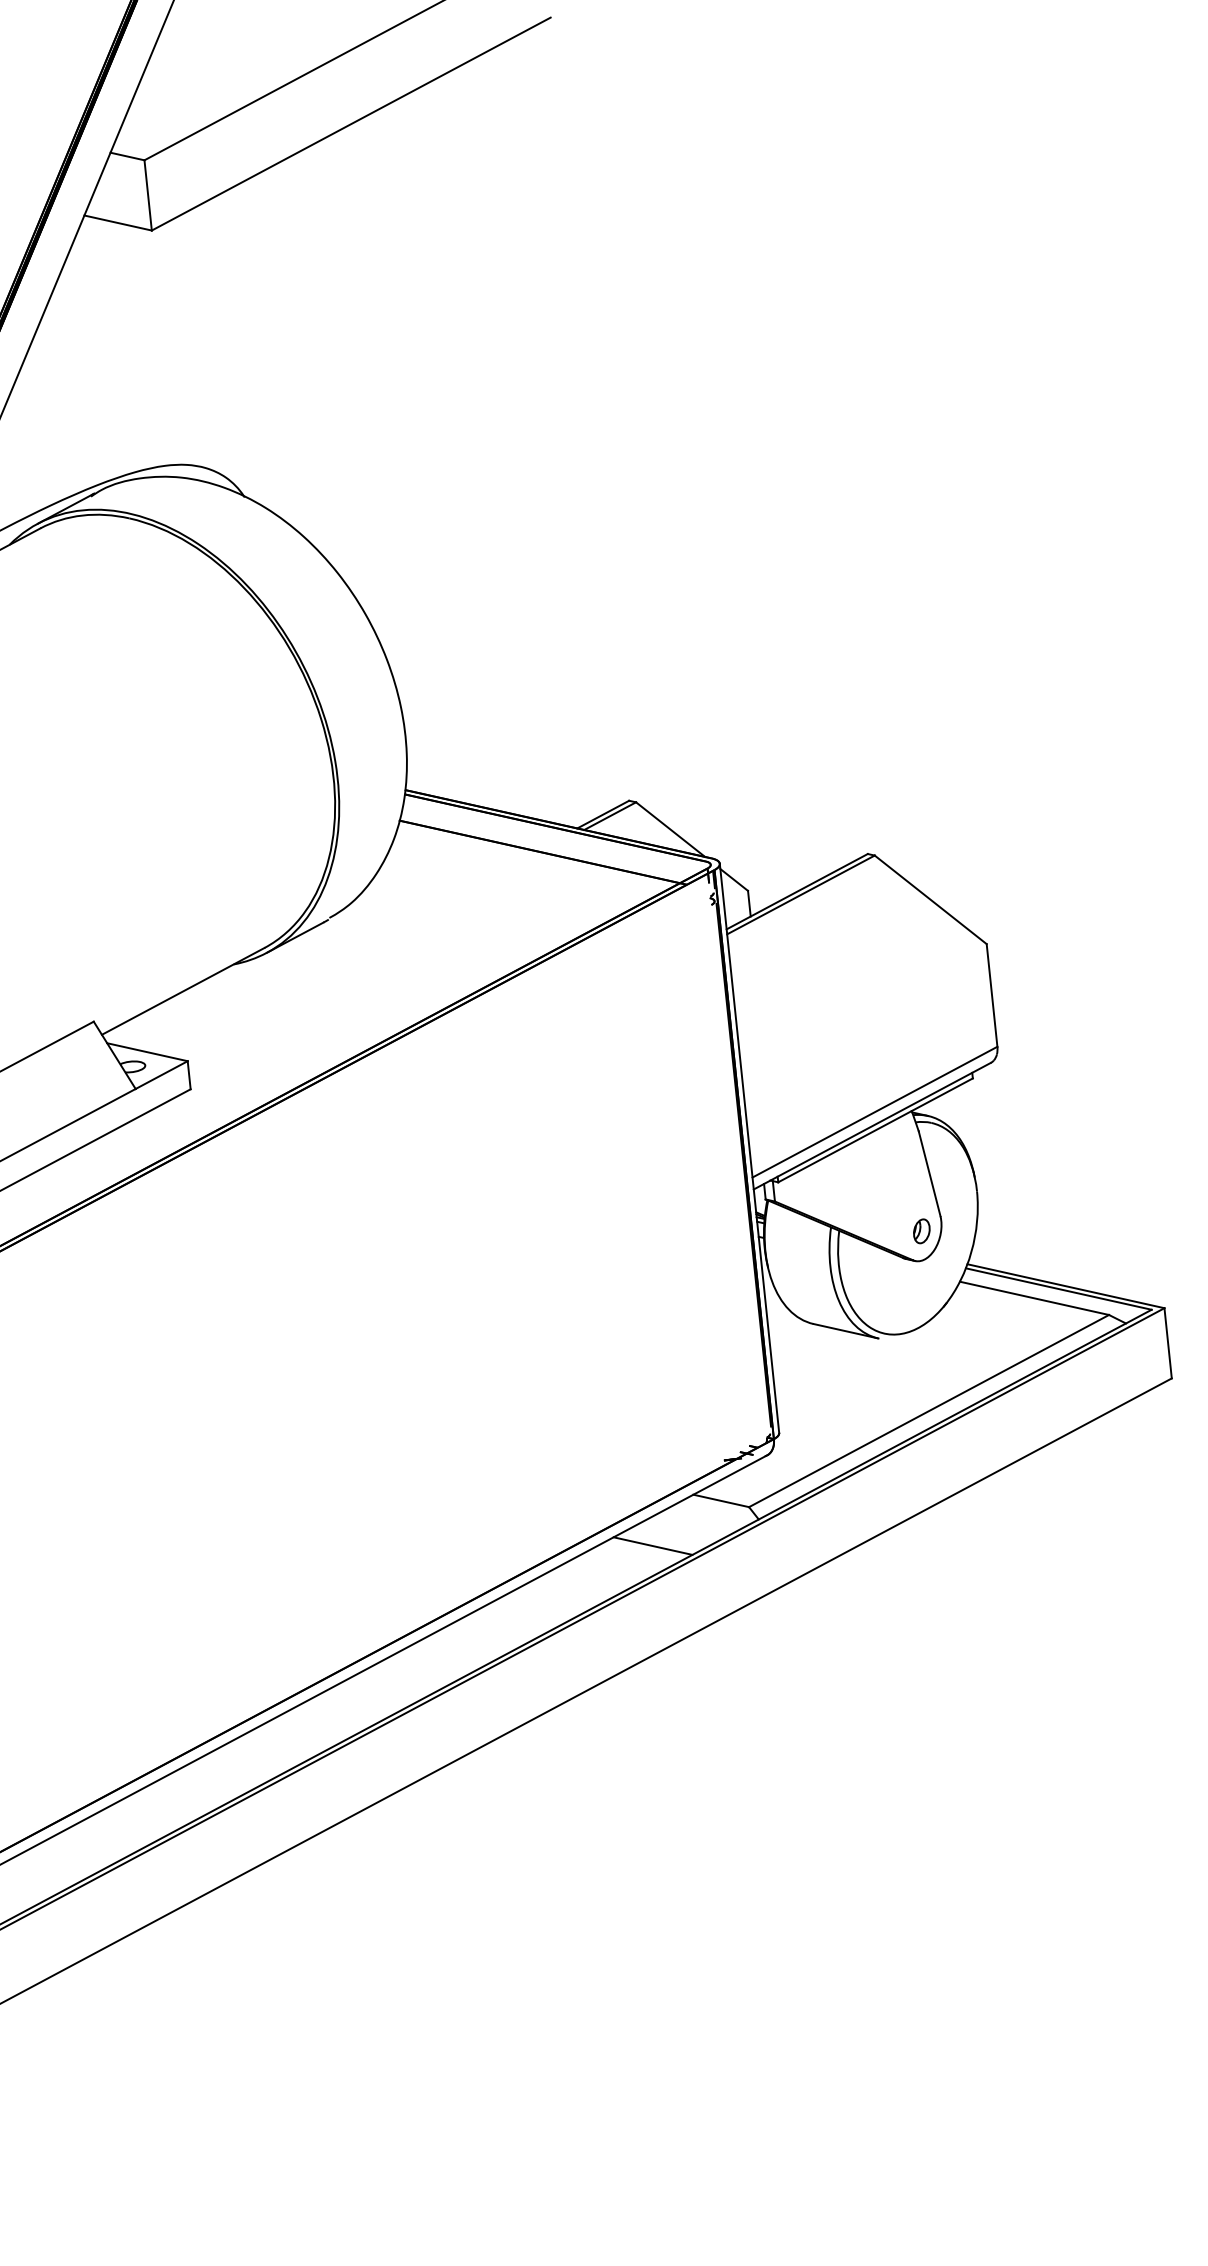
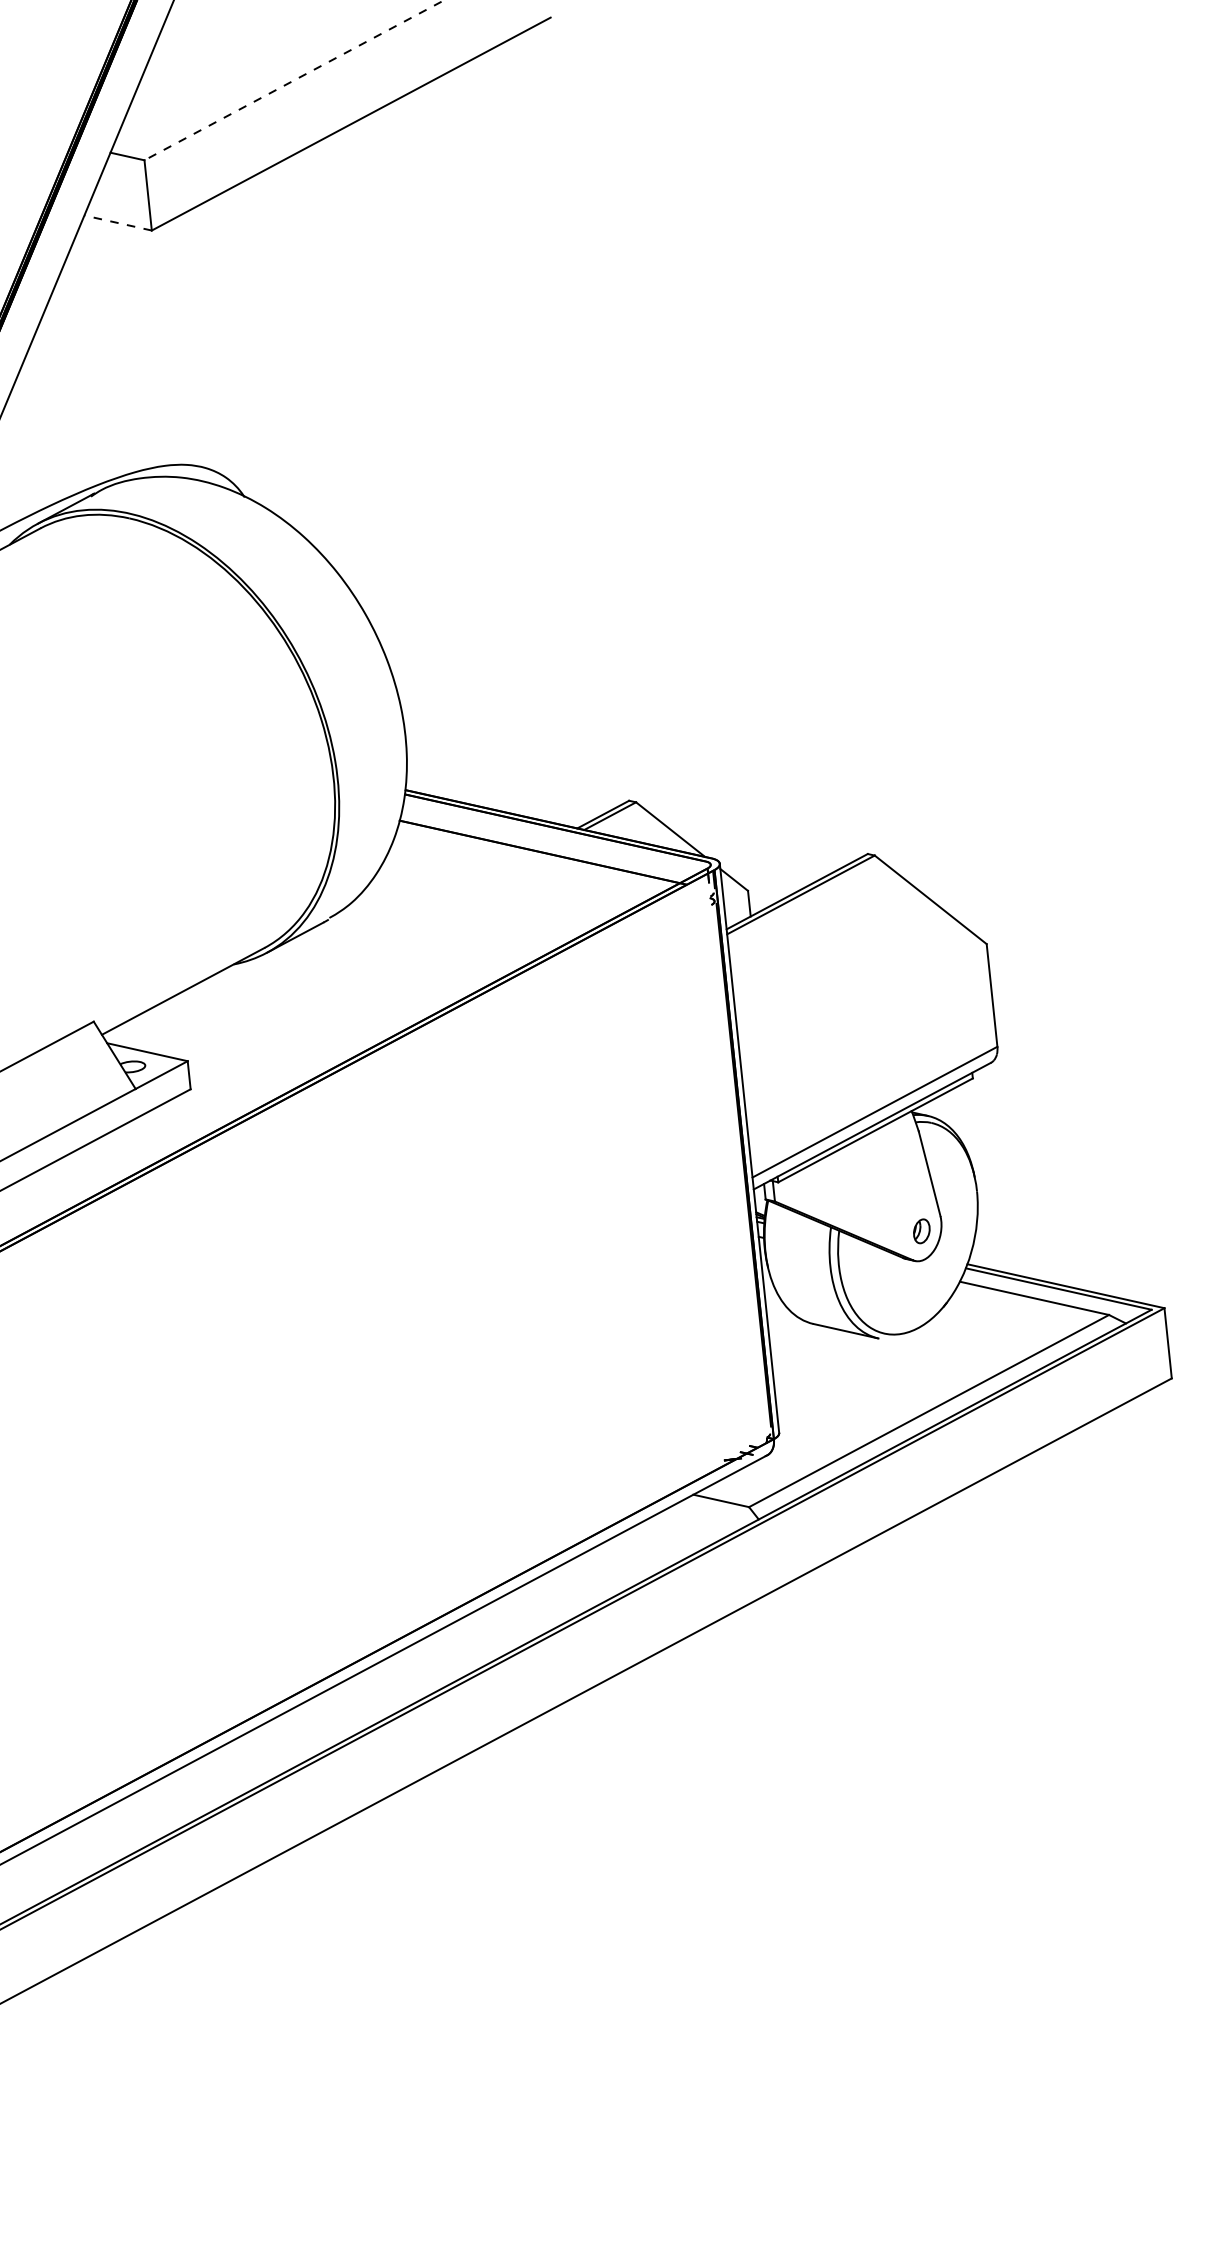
line: solid -> dashed (294, 80)
line: solid -> dashed (118, 223)
line: present -> none (652, 1545)
